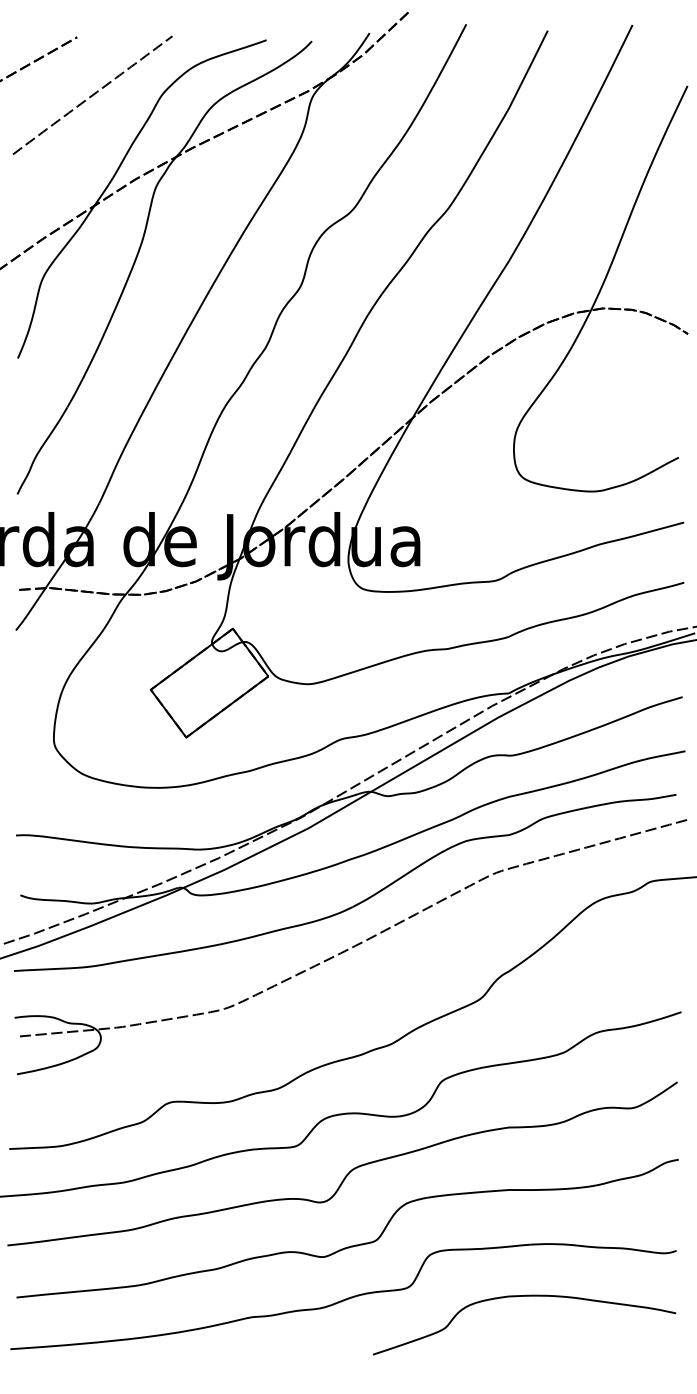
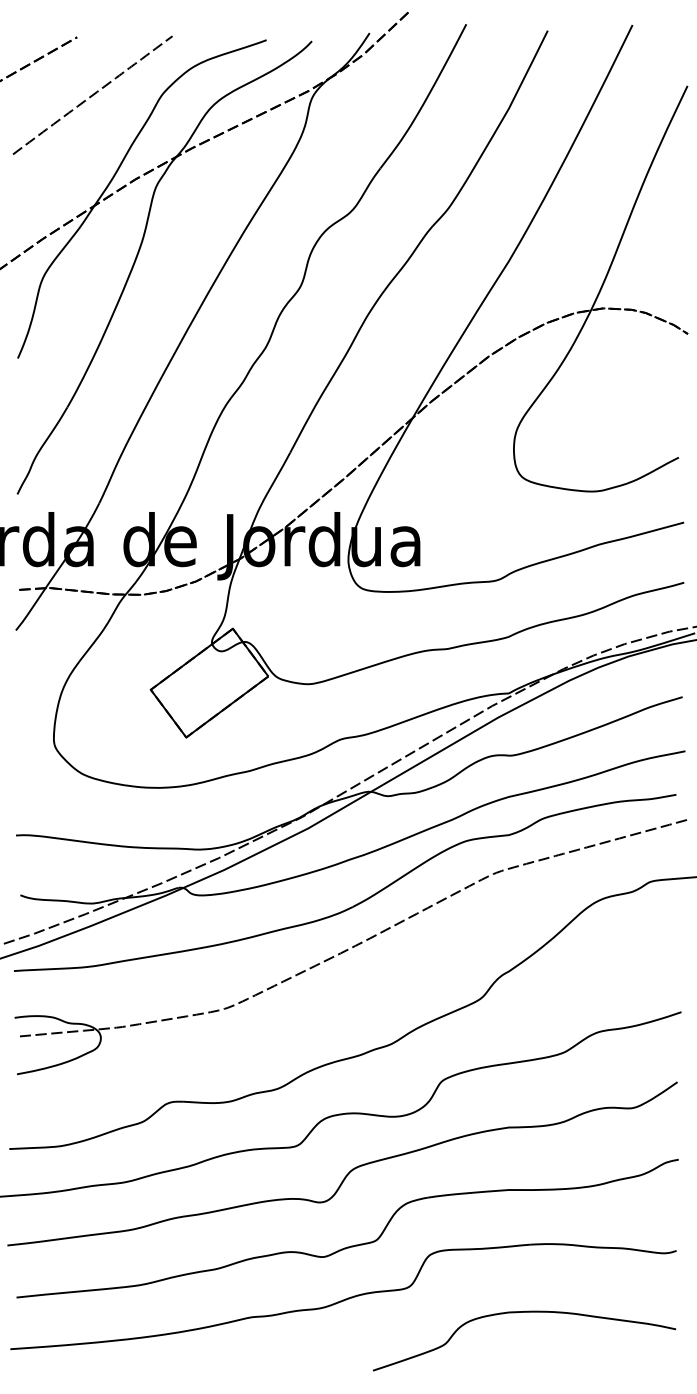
part position: (524, 1296) -> (524, 1312) (524, 1312)
